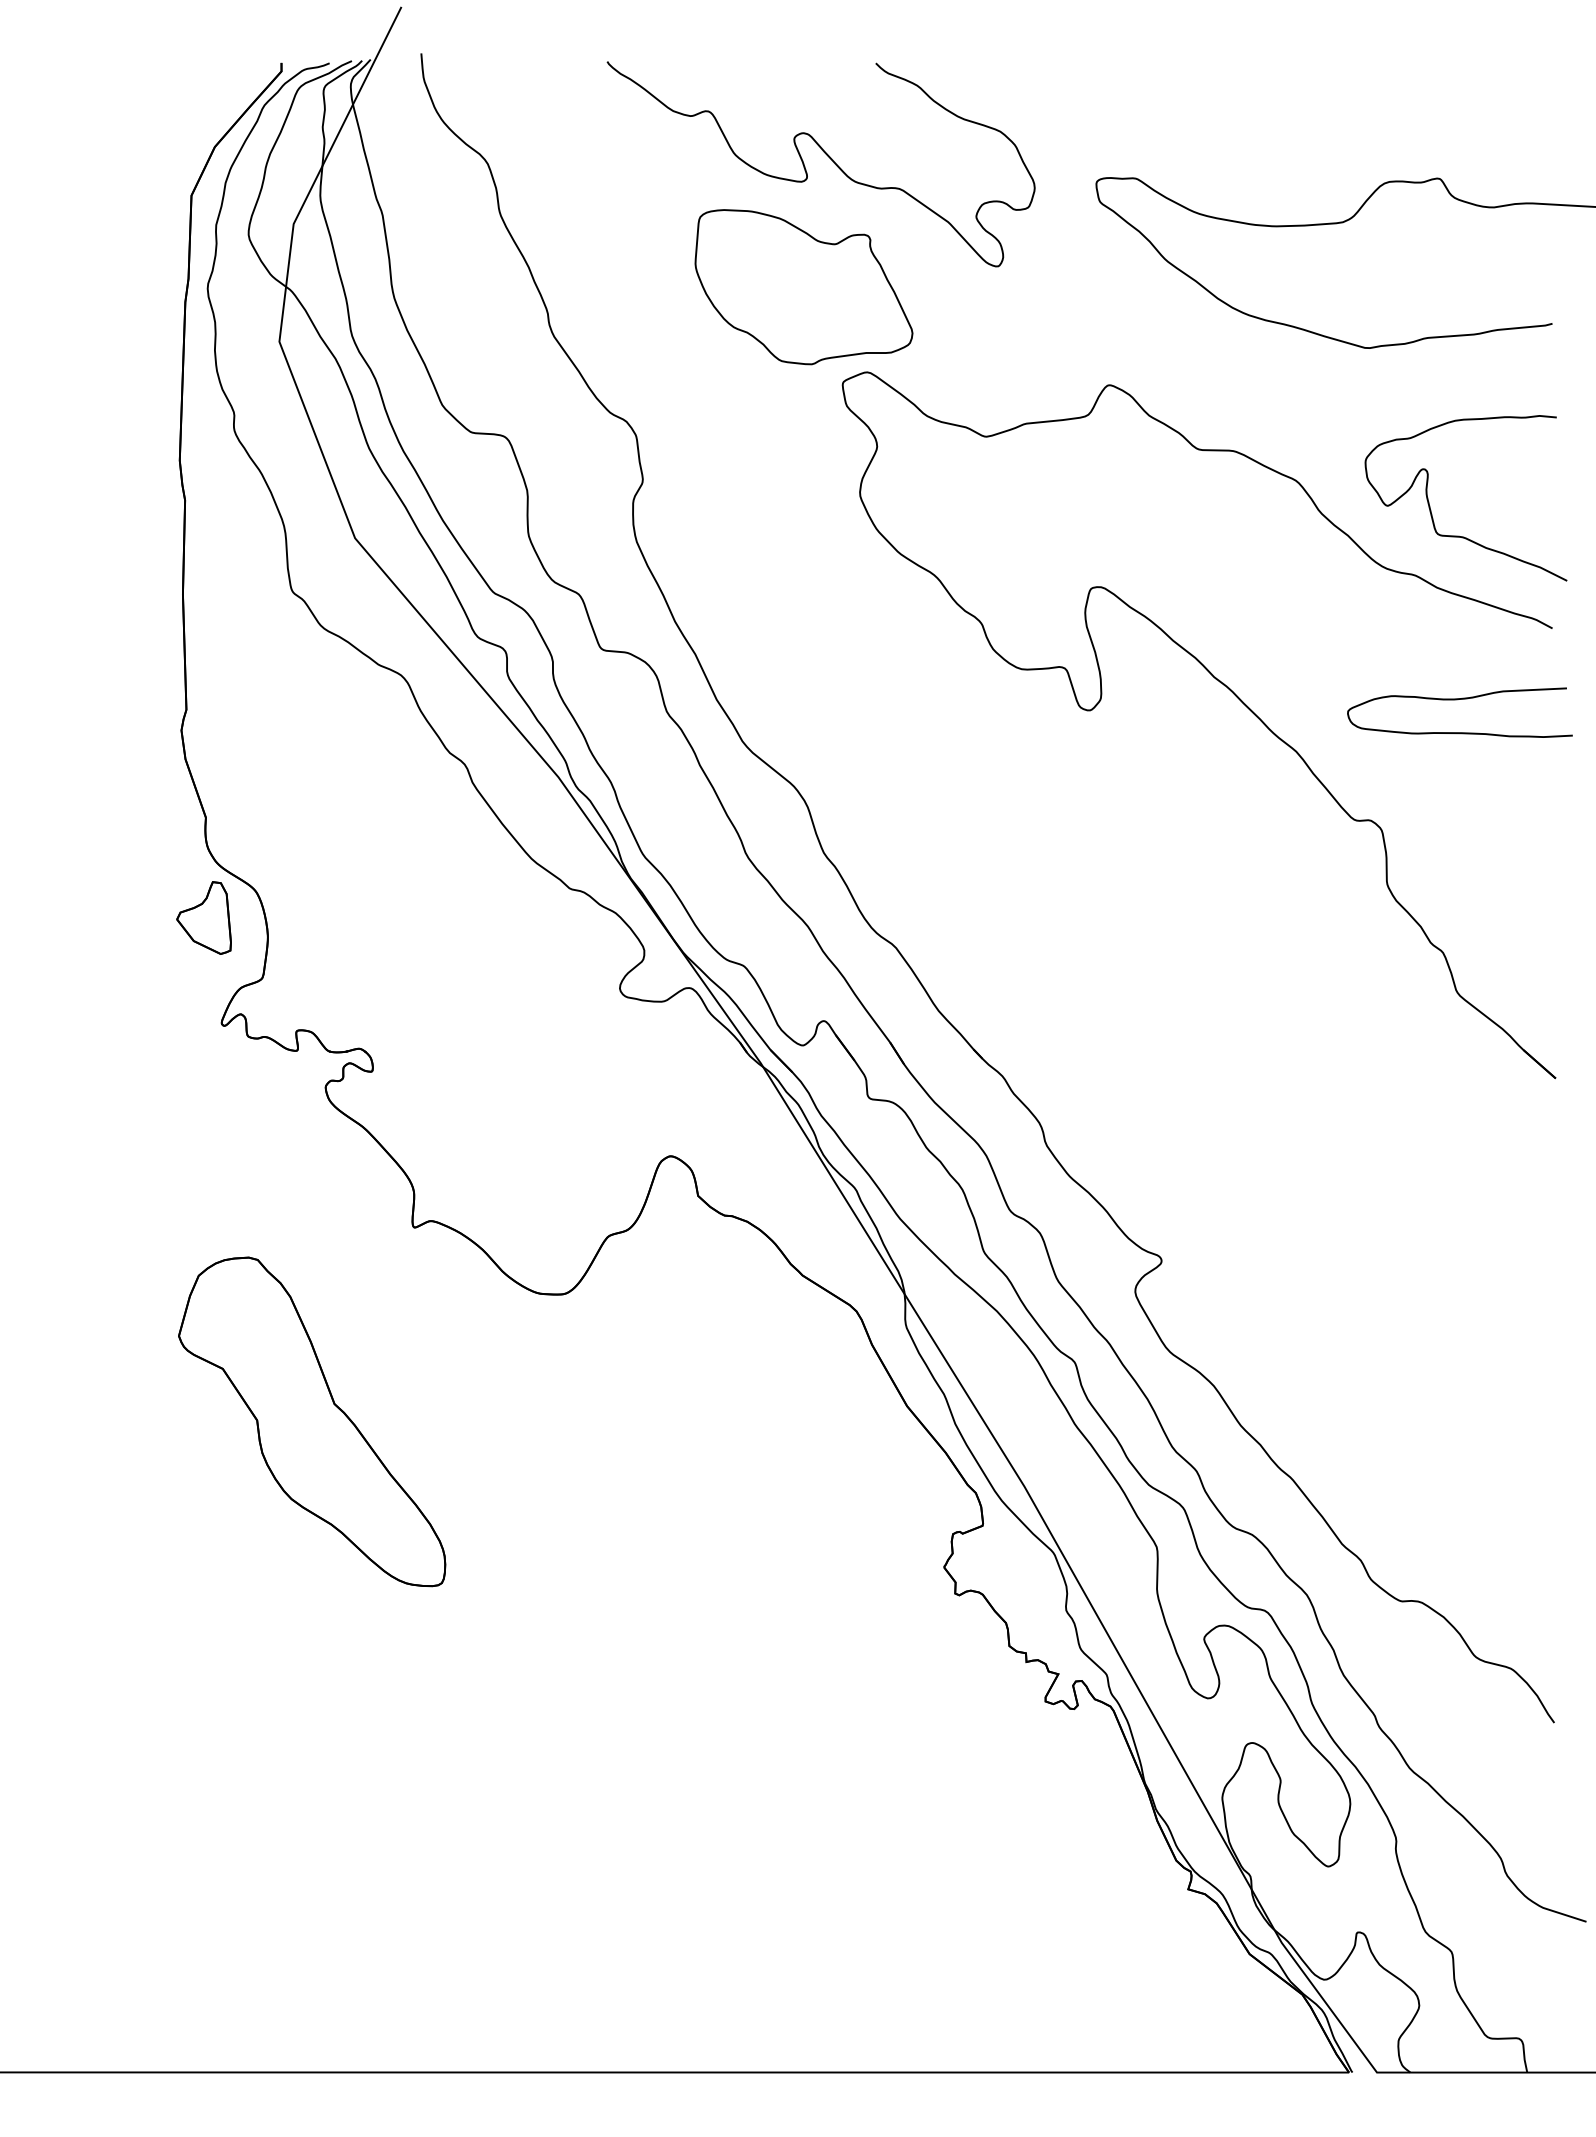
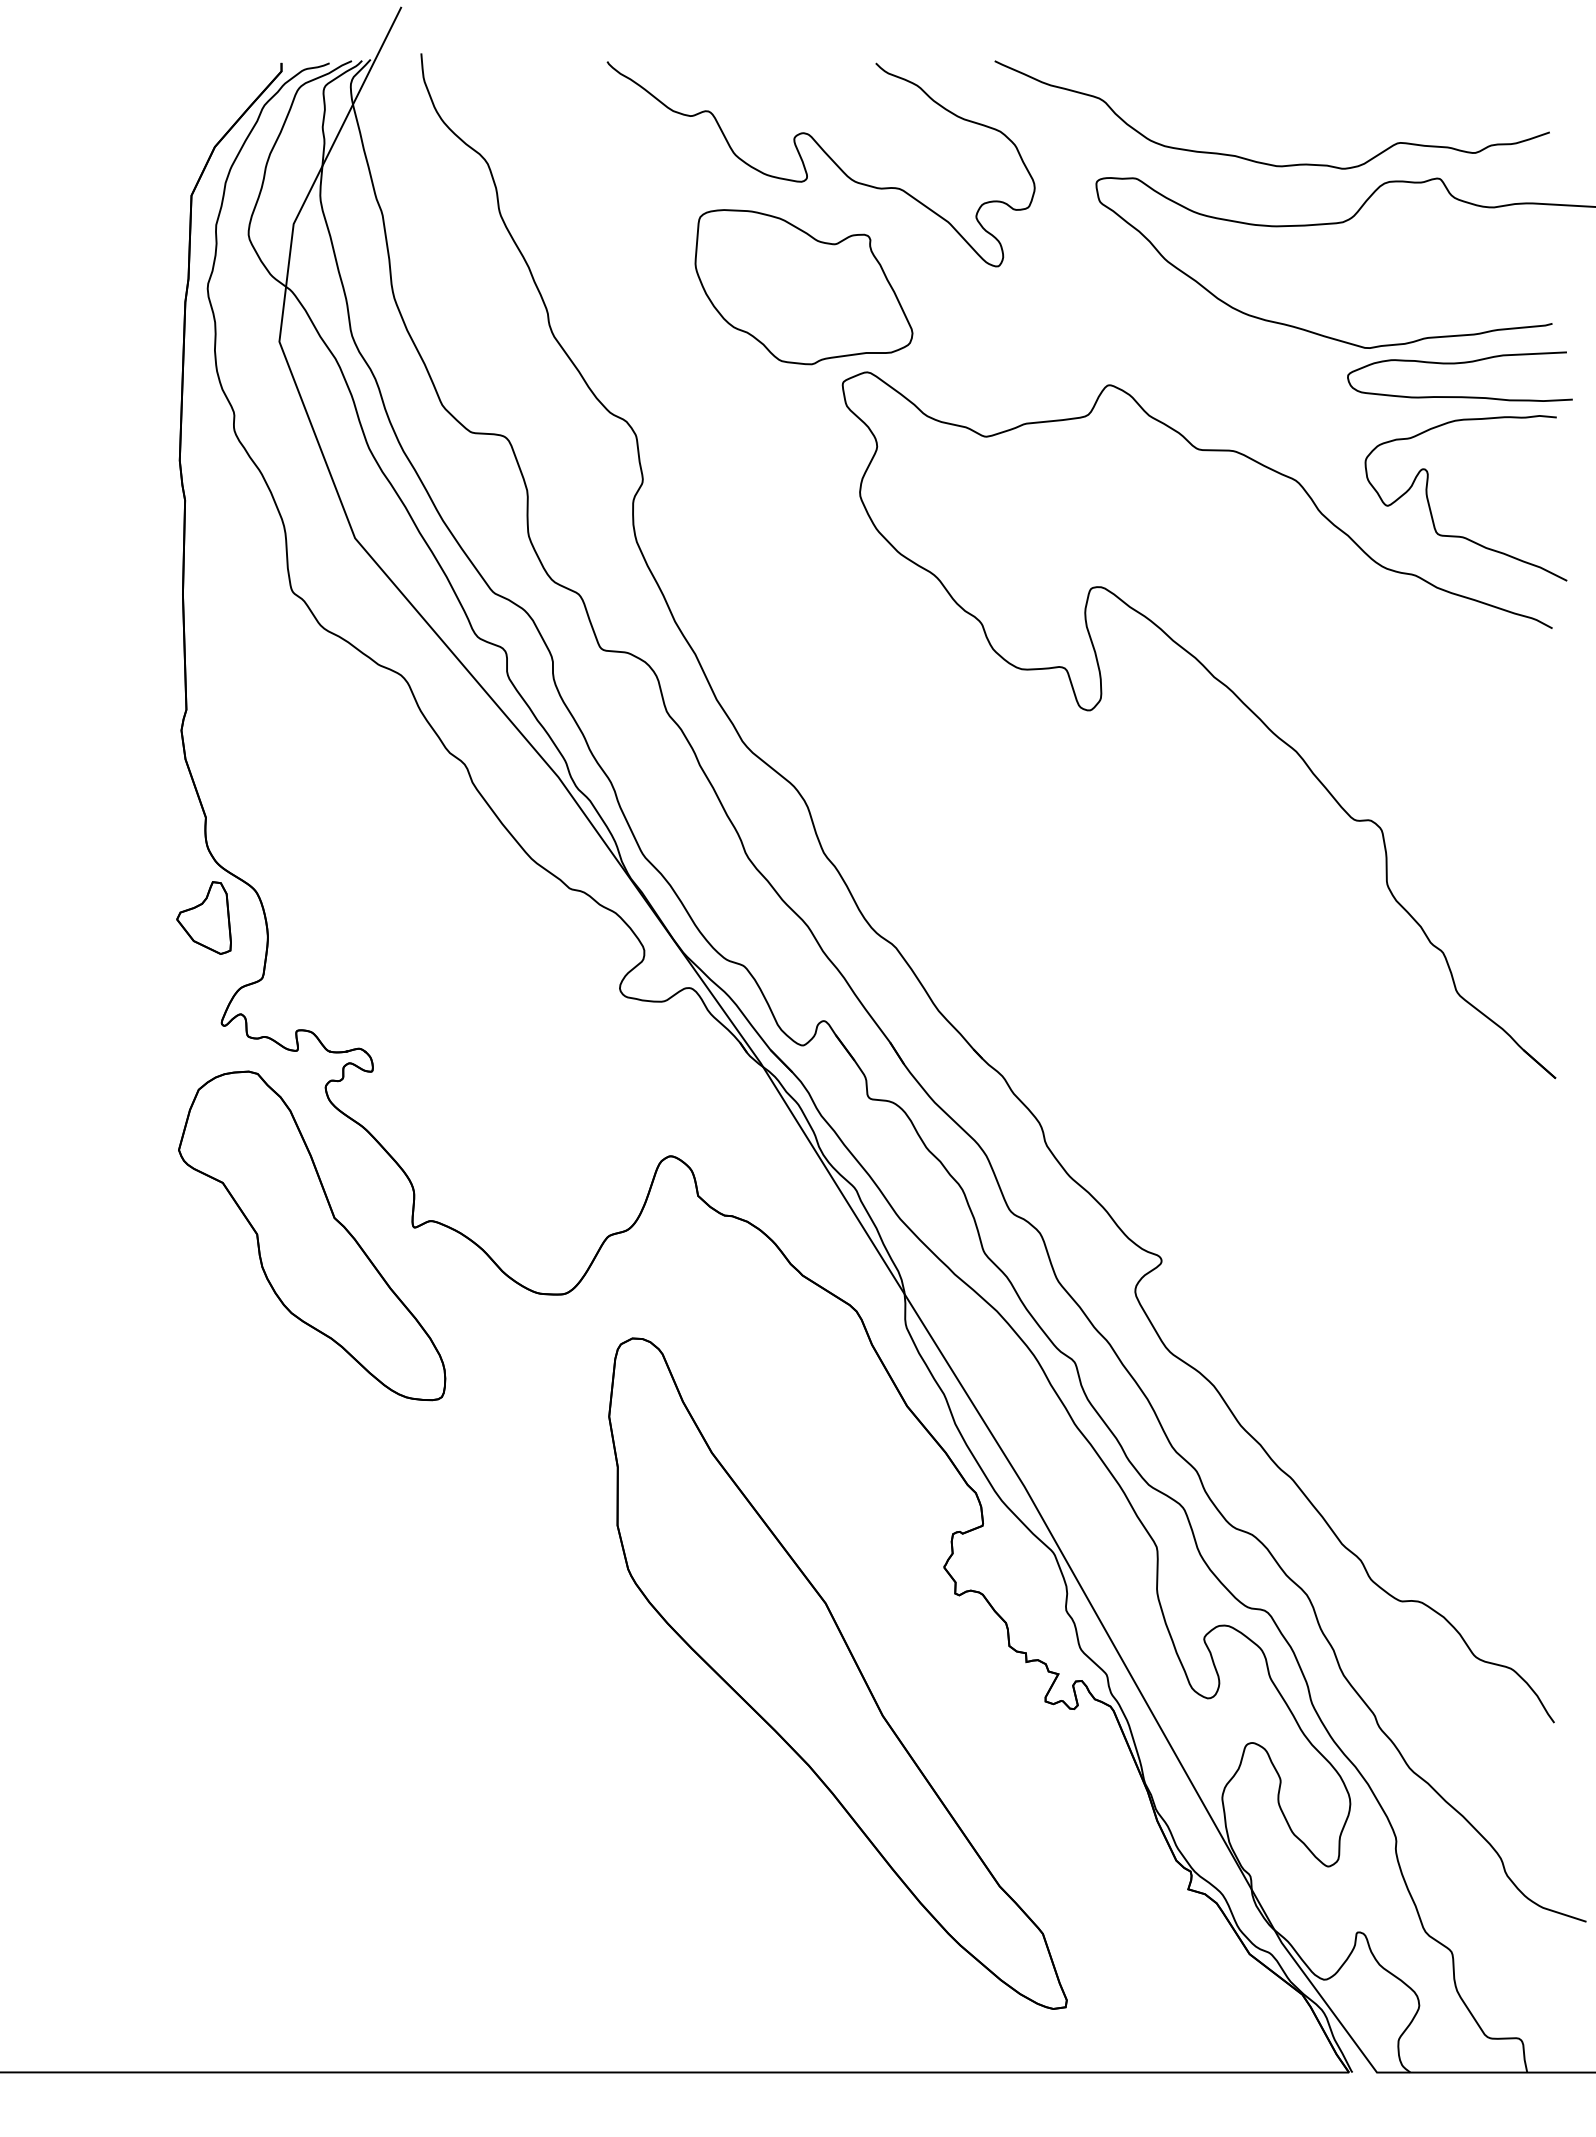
curve: none -> present (1260, 161)
curve position: (1457, 700) -> (1457, 364) (1457, 364)
part position: (312, 1421) -> (312, 1235) (312, 1235)
part: none -> present (837, 1673)
